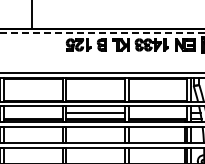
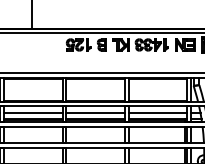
line: dashed -> solid (102, 33)
line: none -> present (33, 113)
line: none -> present (157, 113)
